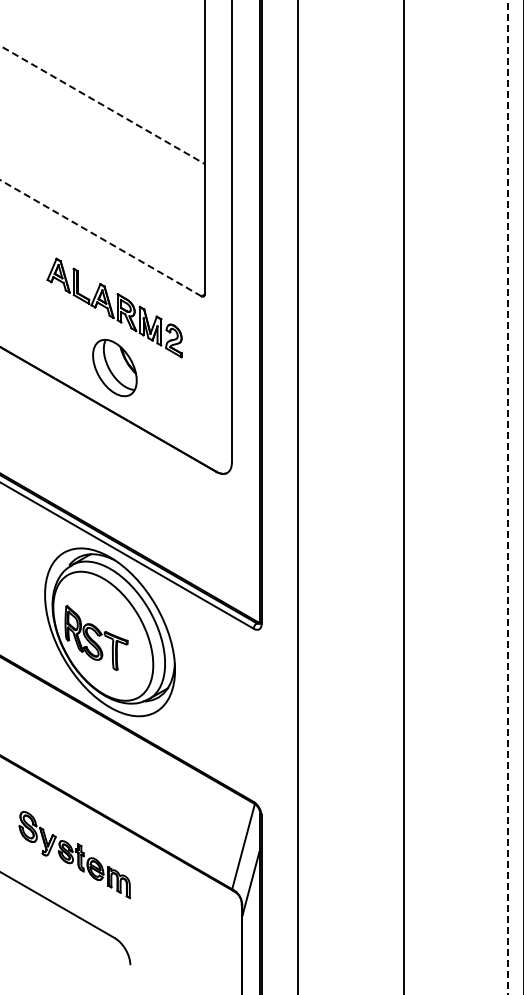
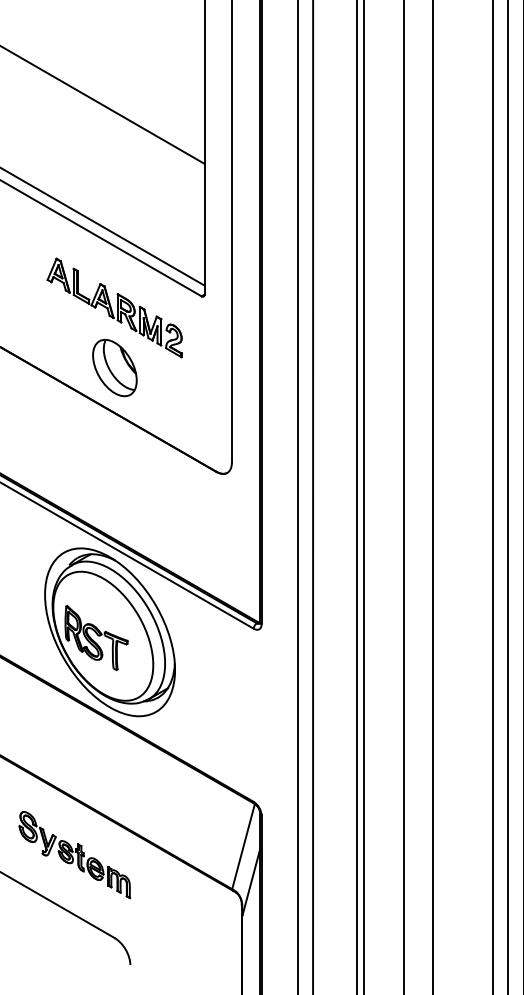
line: dashed -> solid (102, 105)
line: none -> present (103, 227)
line: dashed -> solid (101, 238)
line: none -> present (313, 496)
line: none -> present (356, 496)
line: none -> present (363, 496)
line: none -> present (432, 496)
line: none -> present (492, 496)
line: dashed -> solid (508, 497)
